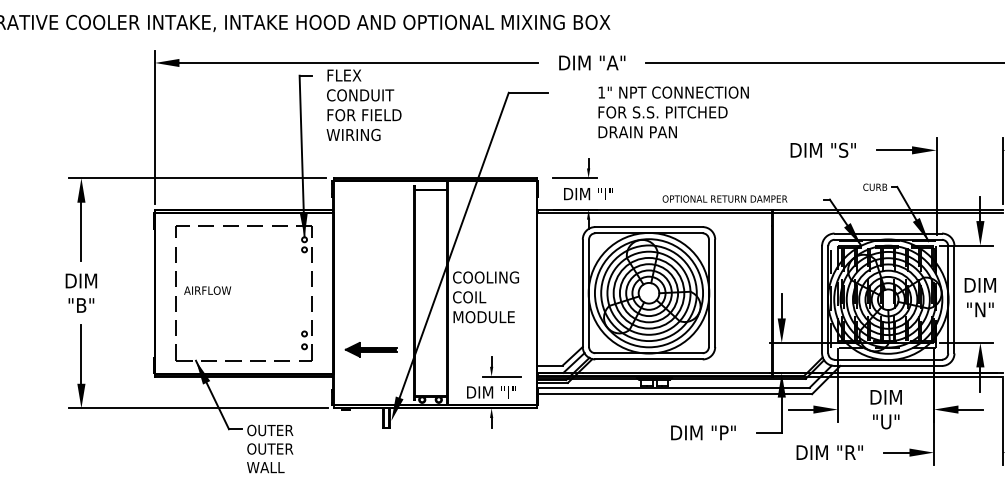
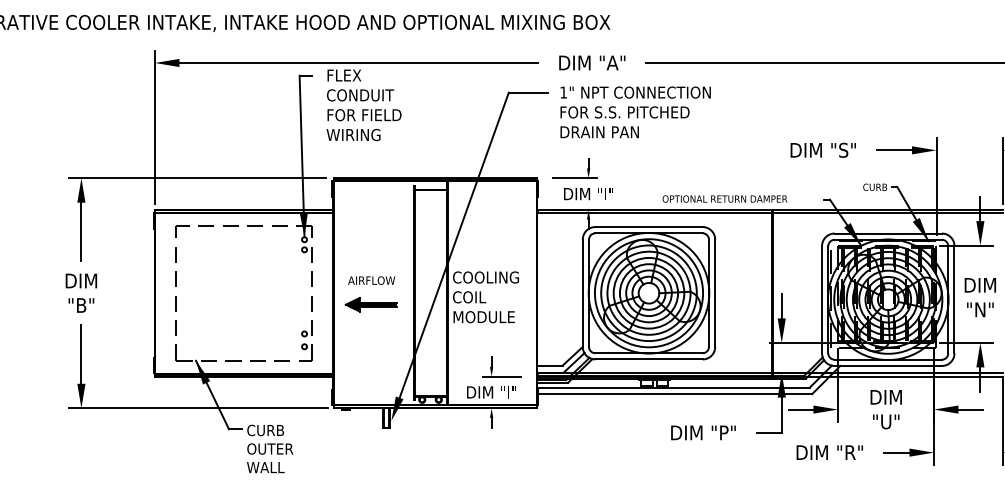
text position: (673, 112) -> (635, 112) (635, 112)
text position: (207, 290) -> (371, 280) (371, 280)
part position: (370, 349) -> (370, 304) (370, 304)
text: OUTER -> CURB (273, 430)
